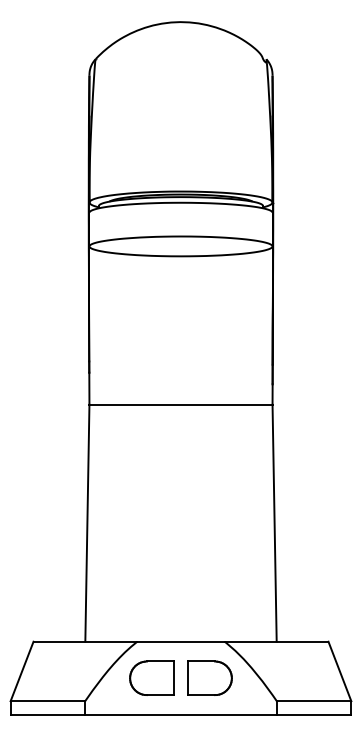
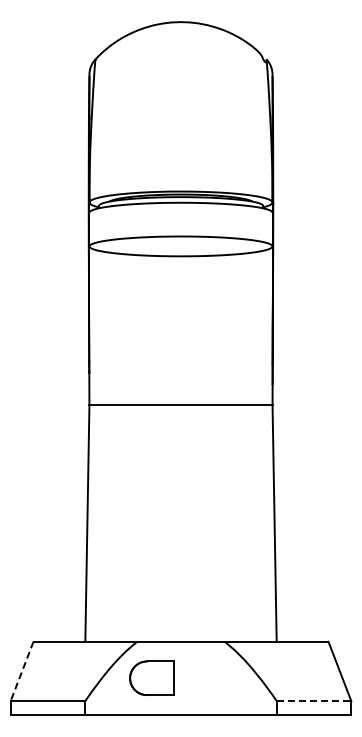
line: solid -> dashed (22, 671)
part: present -> none (209, 677)
line: solid -> dashed (314, 701)
